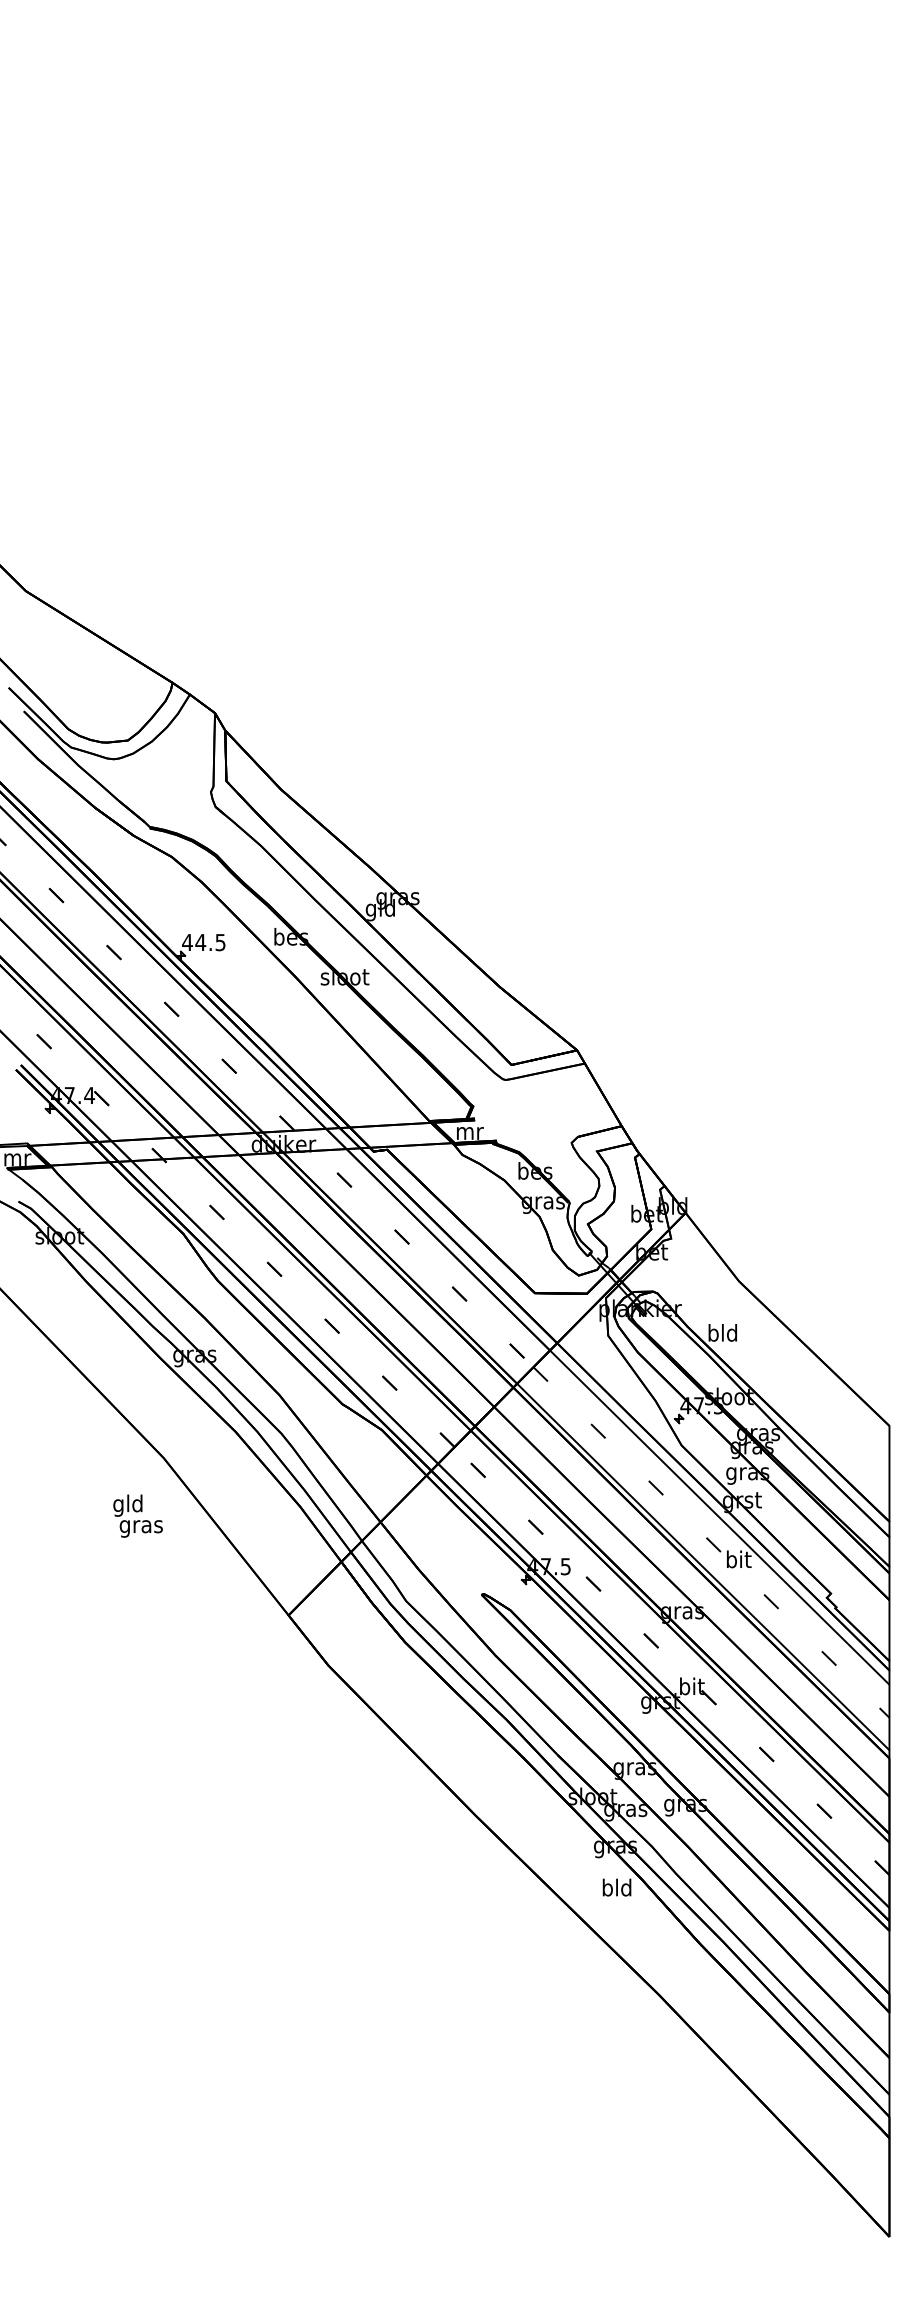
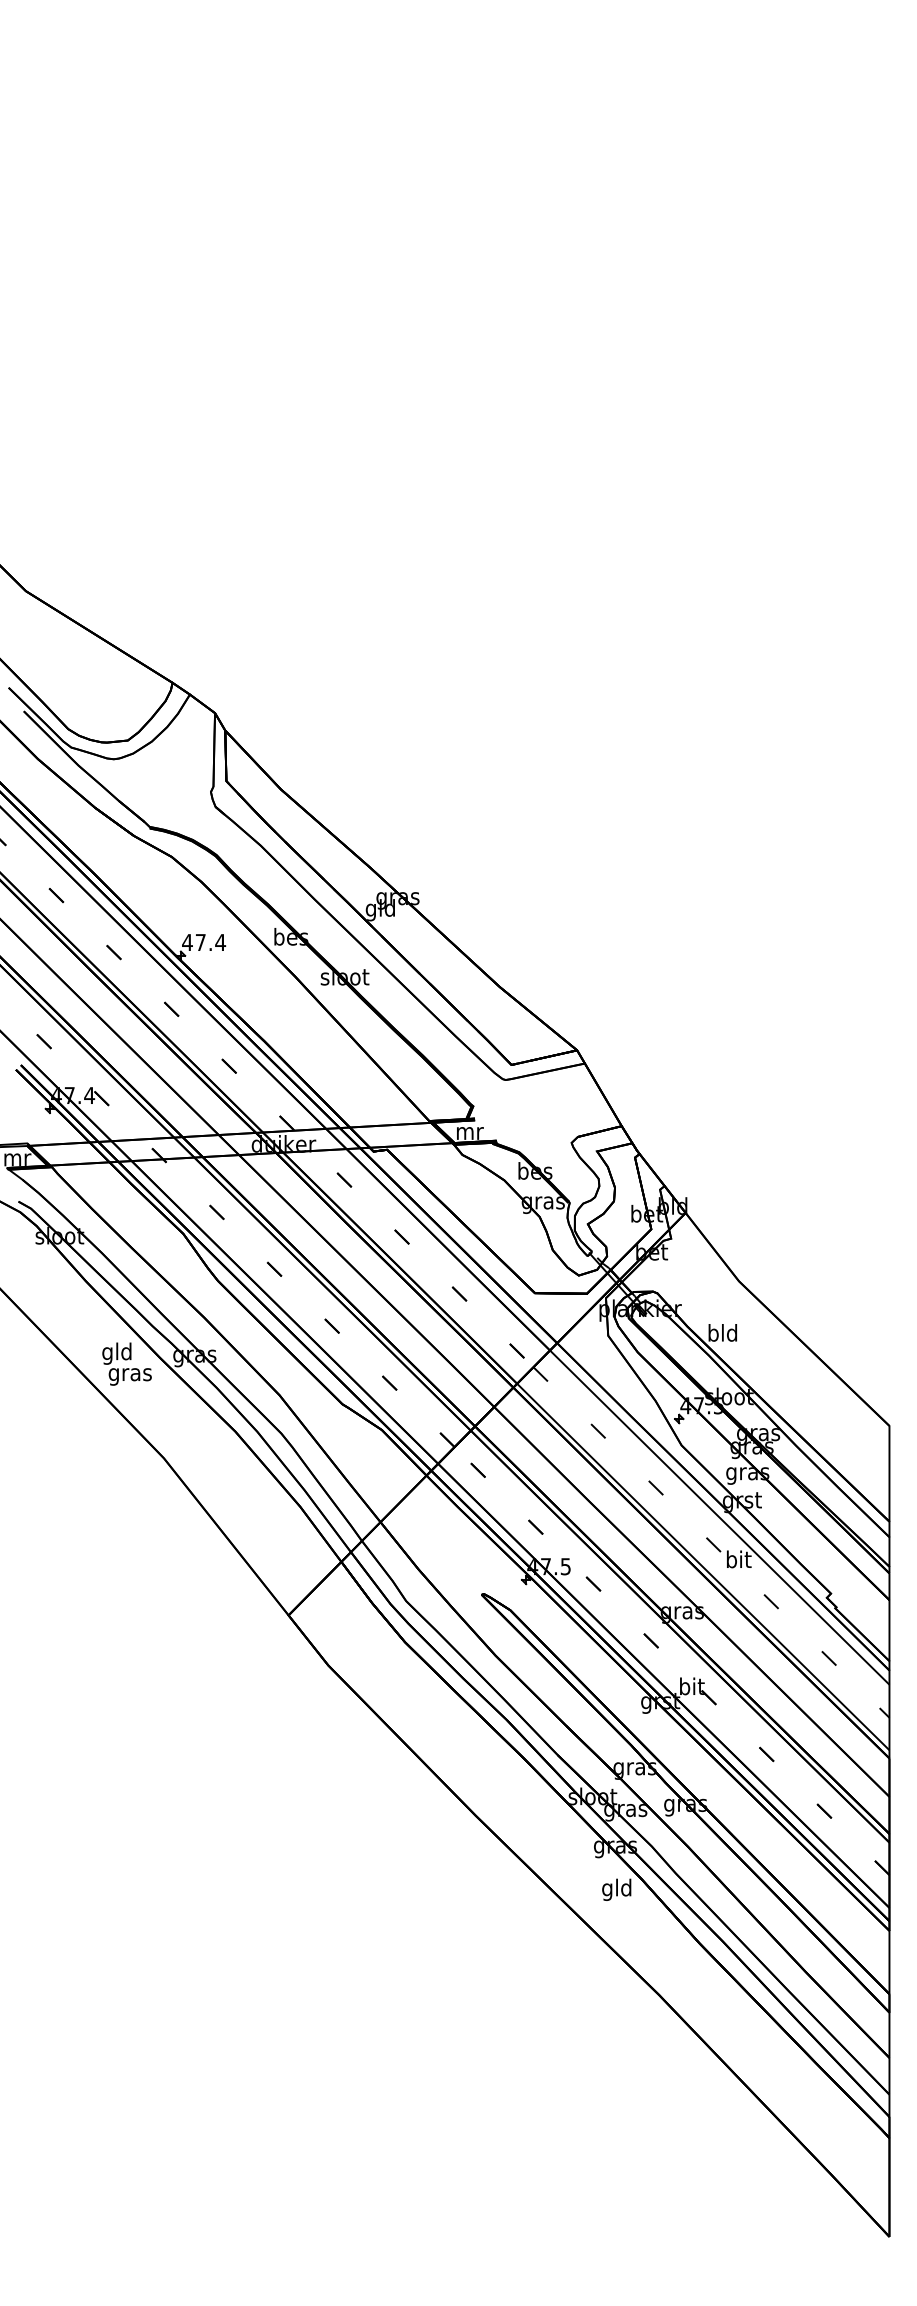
text: 44.5 -> 47.4 (210, 942)
text position: (137, 1515) -> (126, 1363) (126, 1363)
text: bld -> gld (607, 1889)
